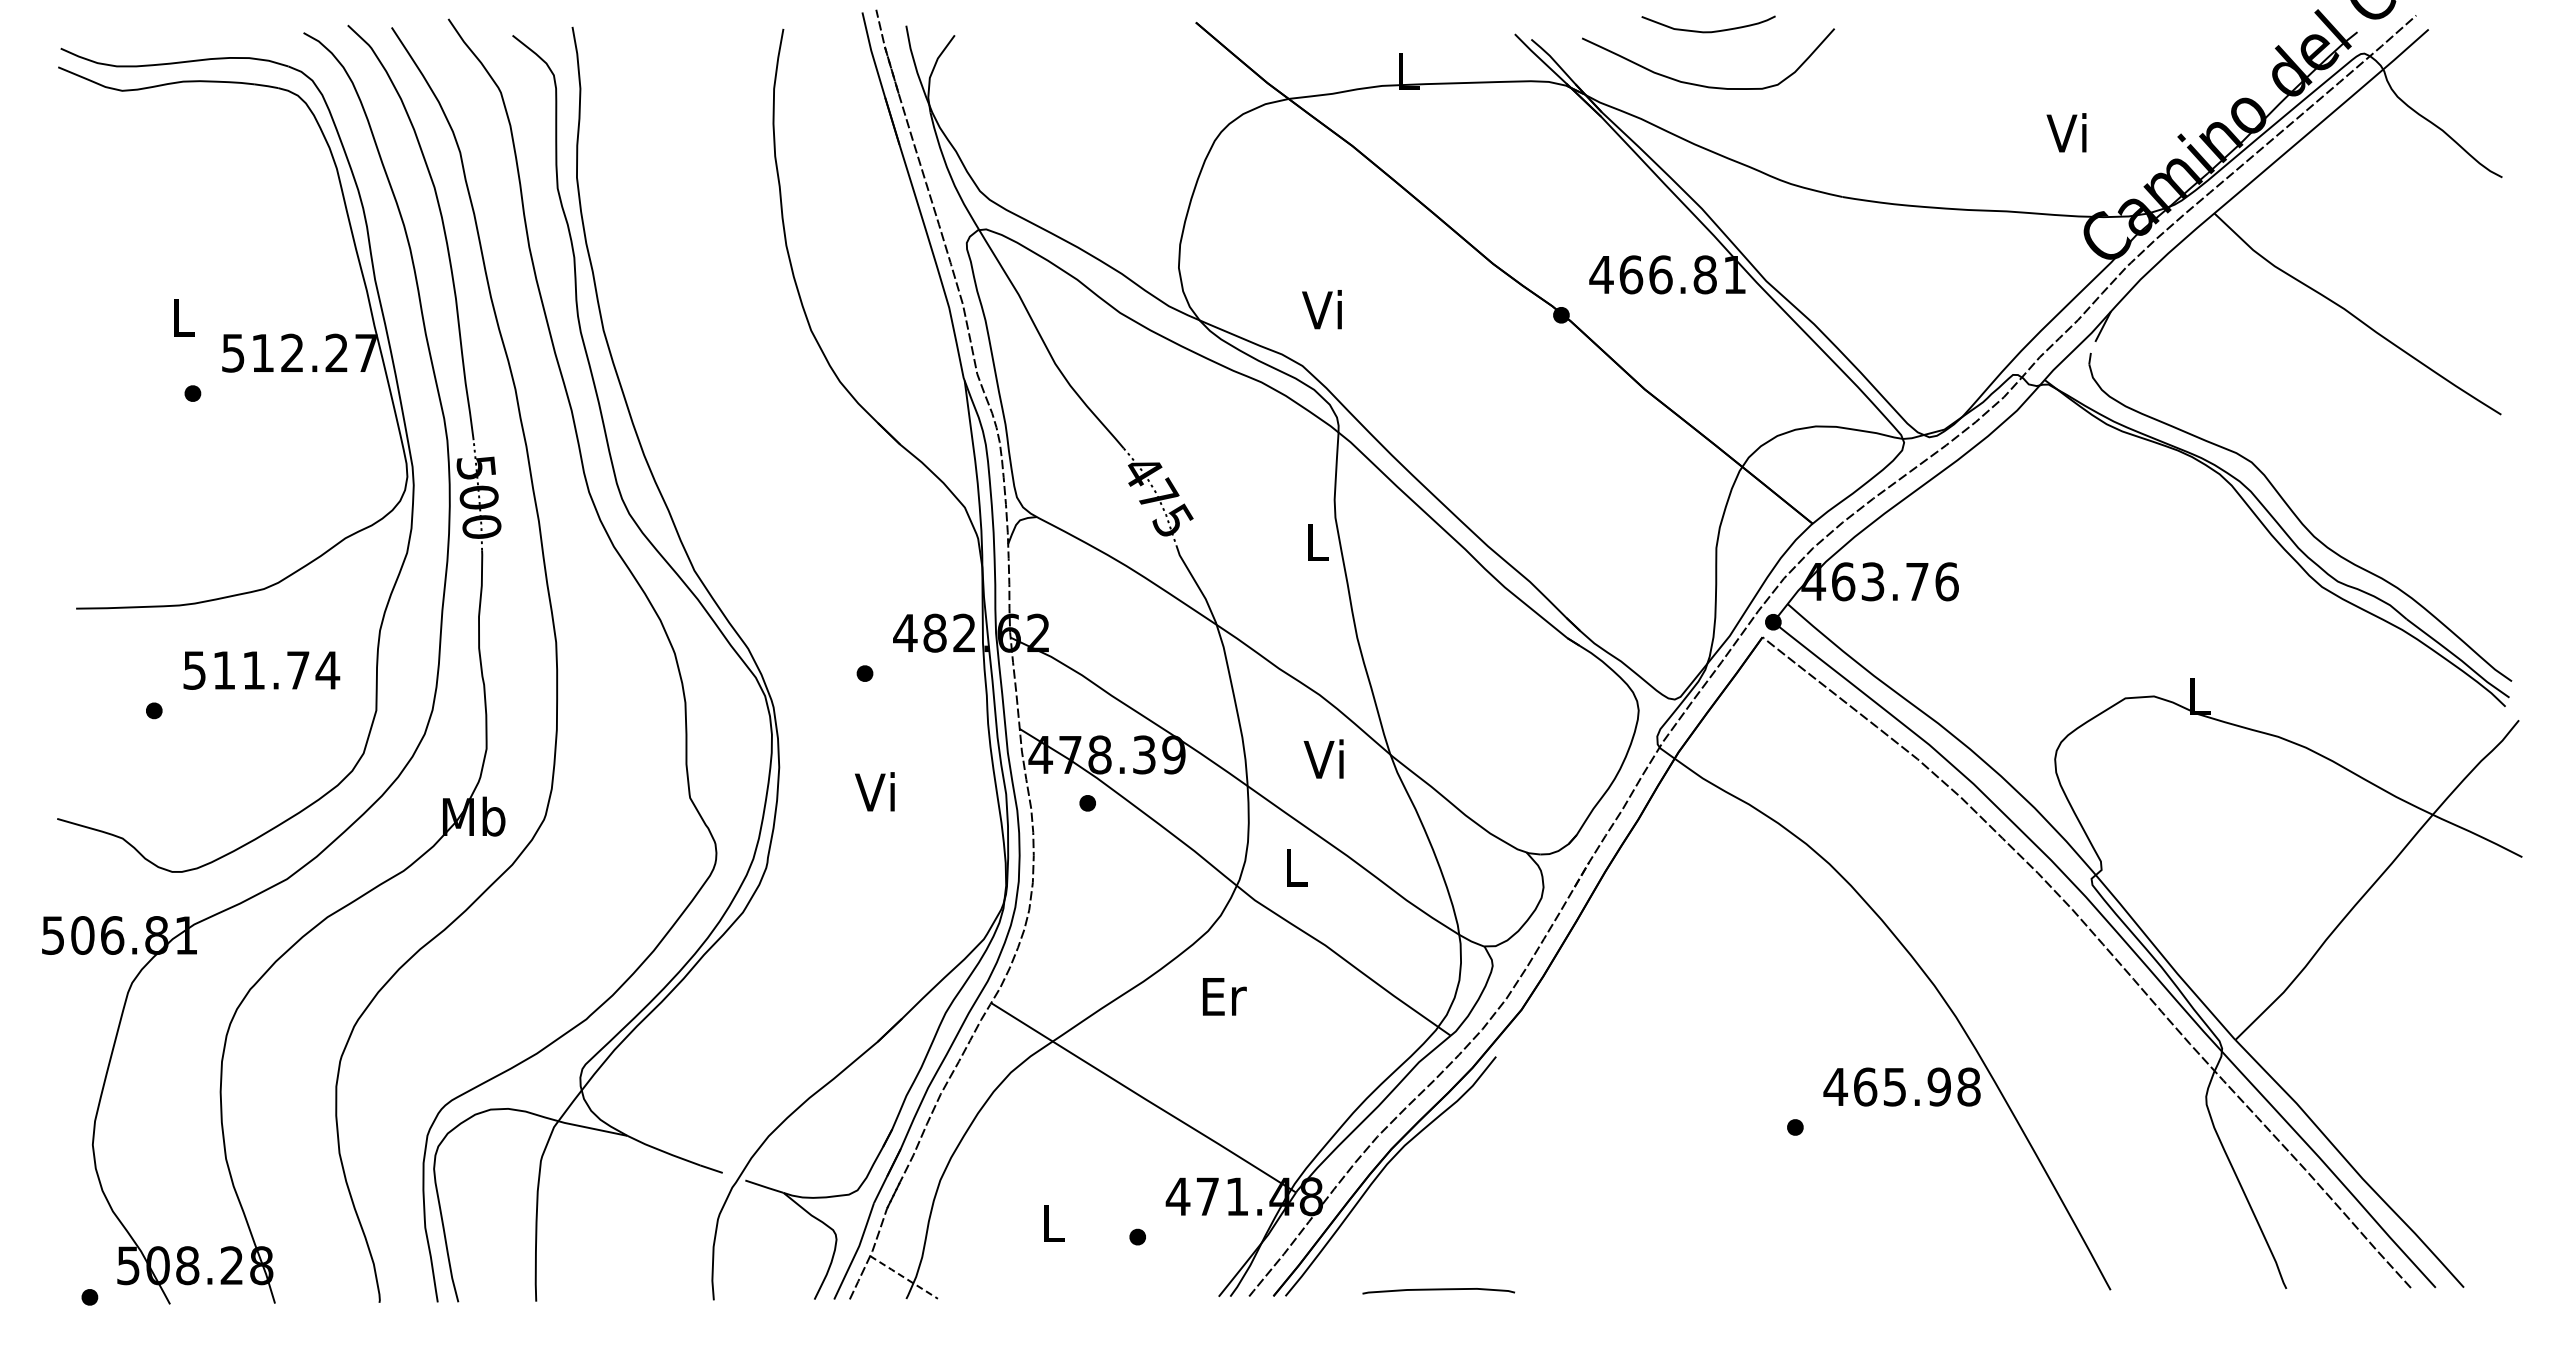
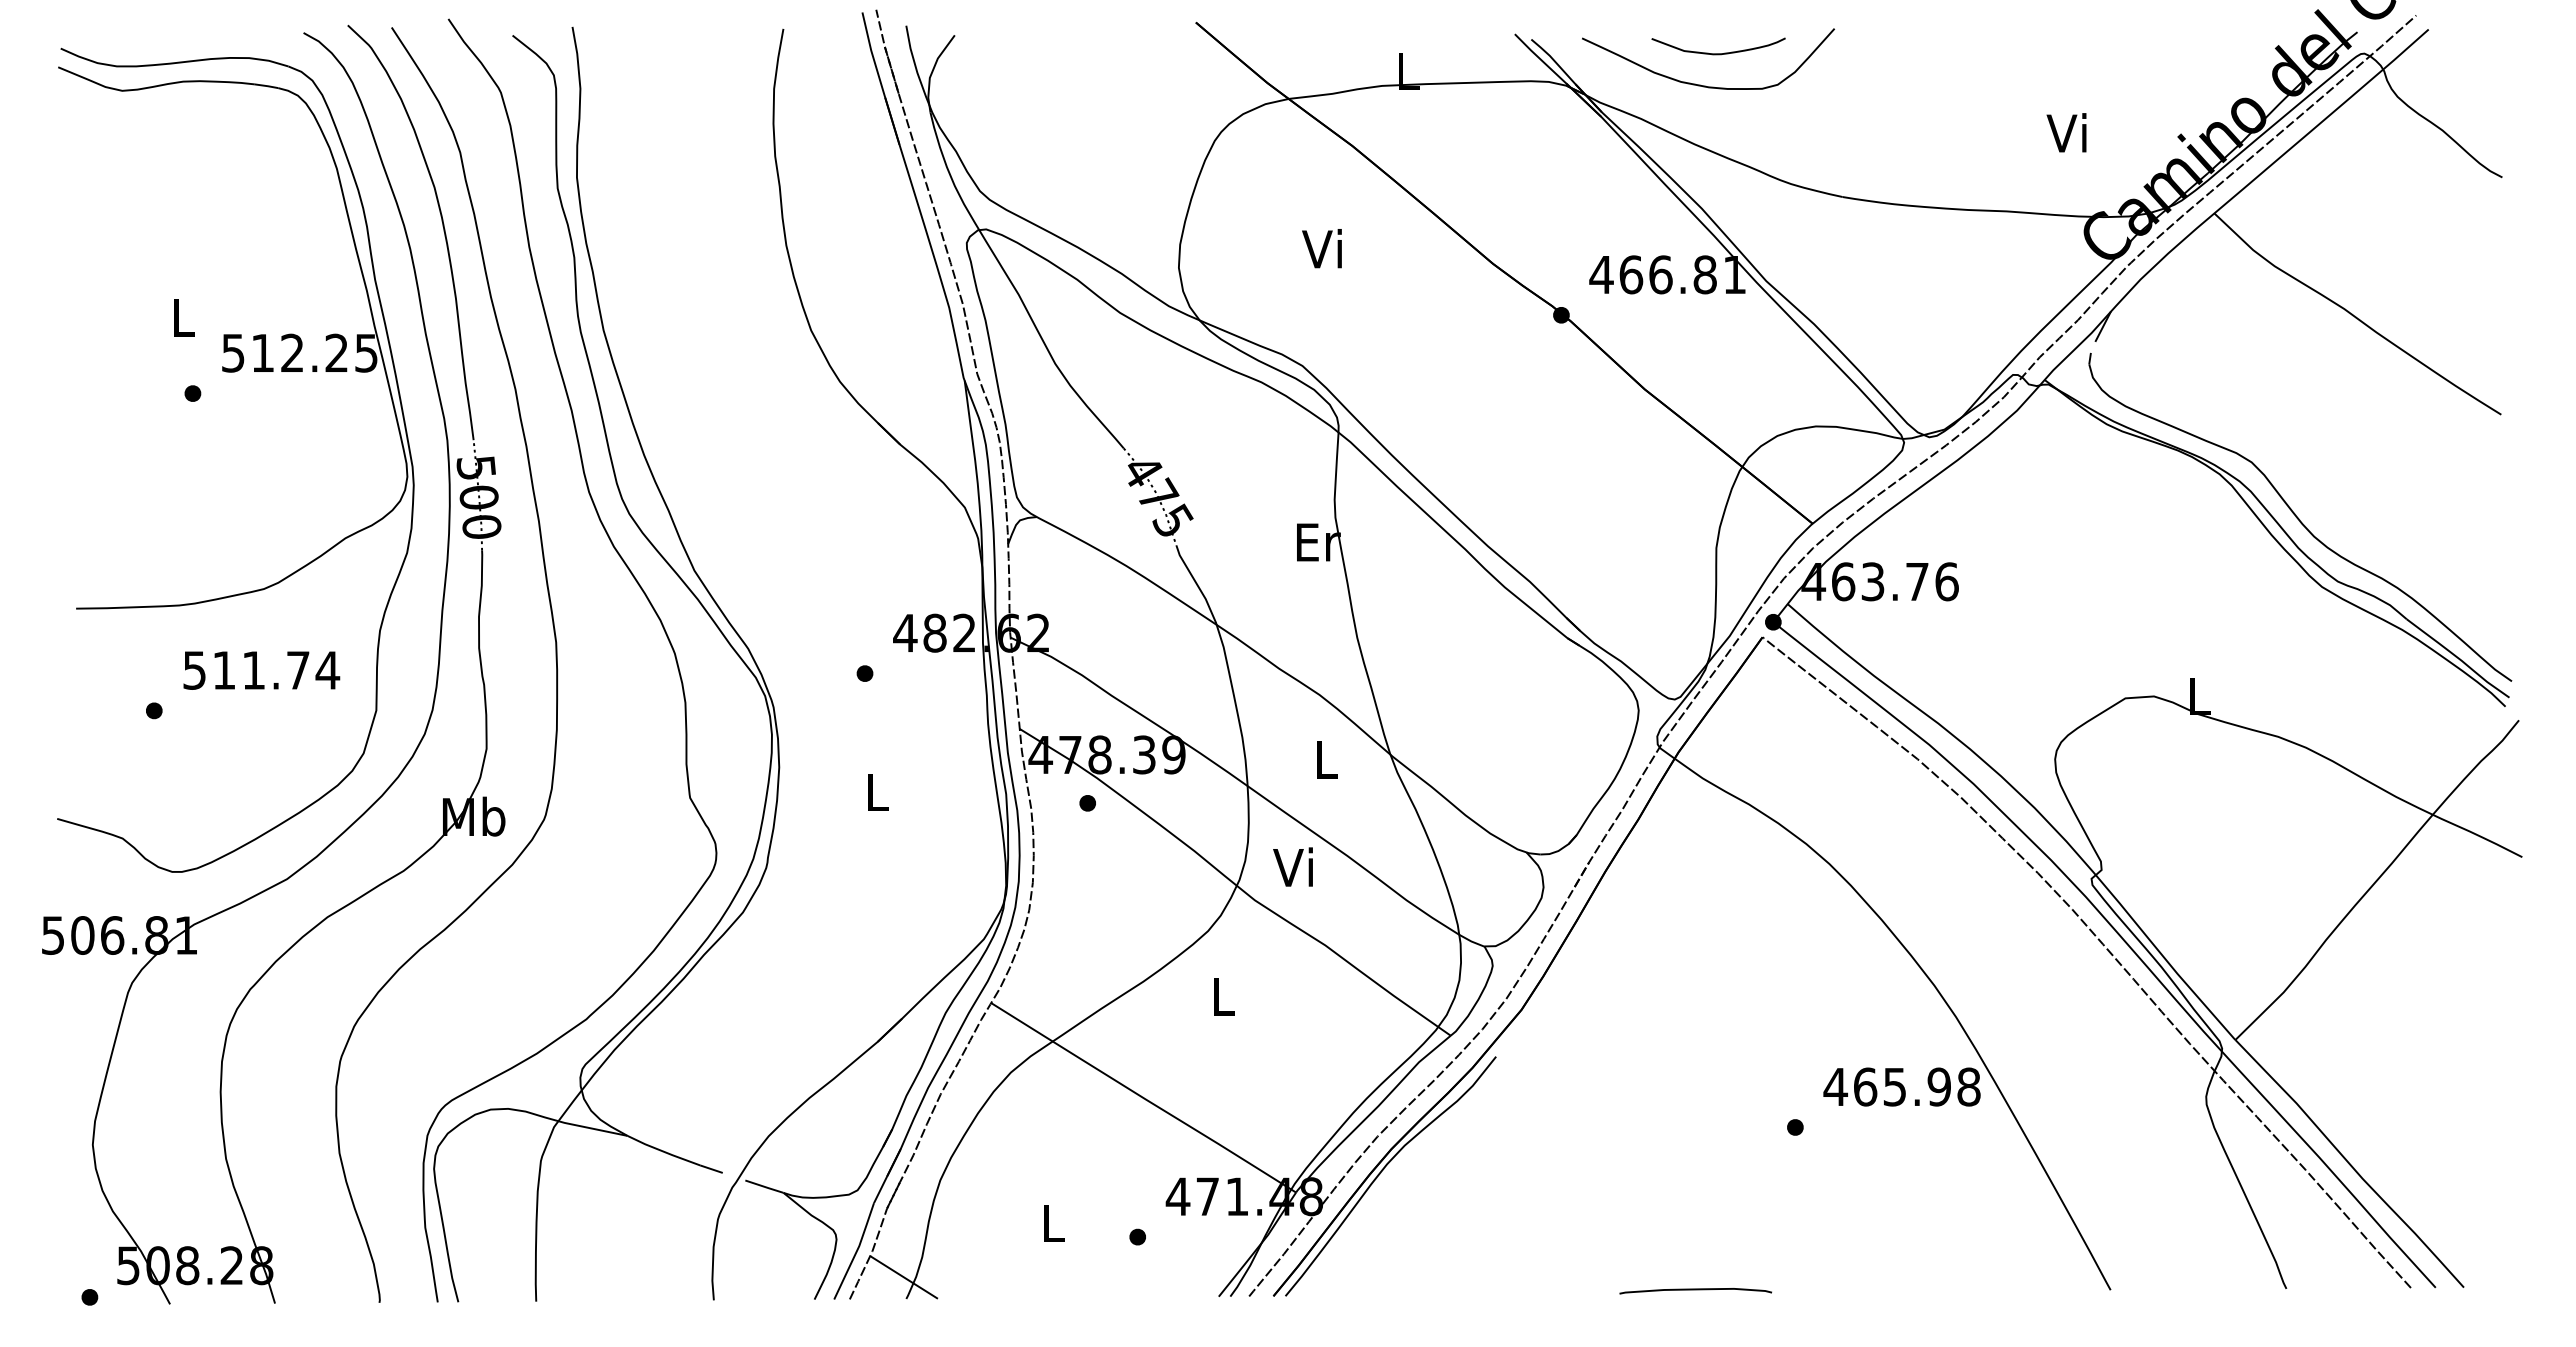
curve position: (1708, 31) -> (1718, 53) (1718, 53)
text position: (1321, 309) -> (1321, 248) (1321, 248)
text: 512.27 -> 512.25 (366, 353)
text: L -> Er (1318, 542)
text: Vi -> L (1323, 758)
text: Vi -> L (874, 791)
text: L -> Vi (1292, 866)
text: Er -> L (1224, 996)
line: dashed -> solid (904, 1277)
curve position: (1438, 1290) -> (1695, 1290) (1695, 1290)
